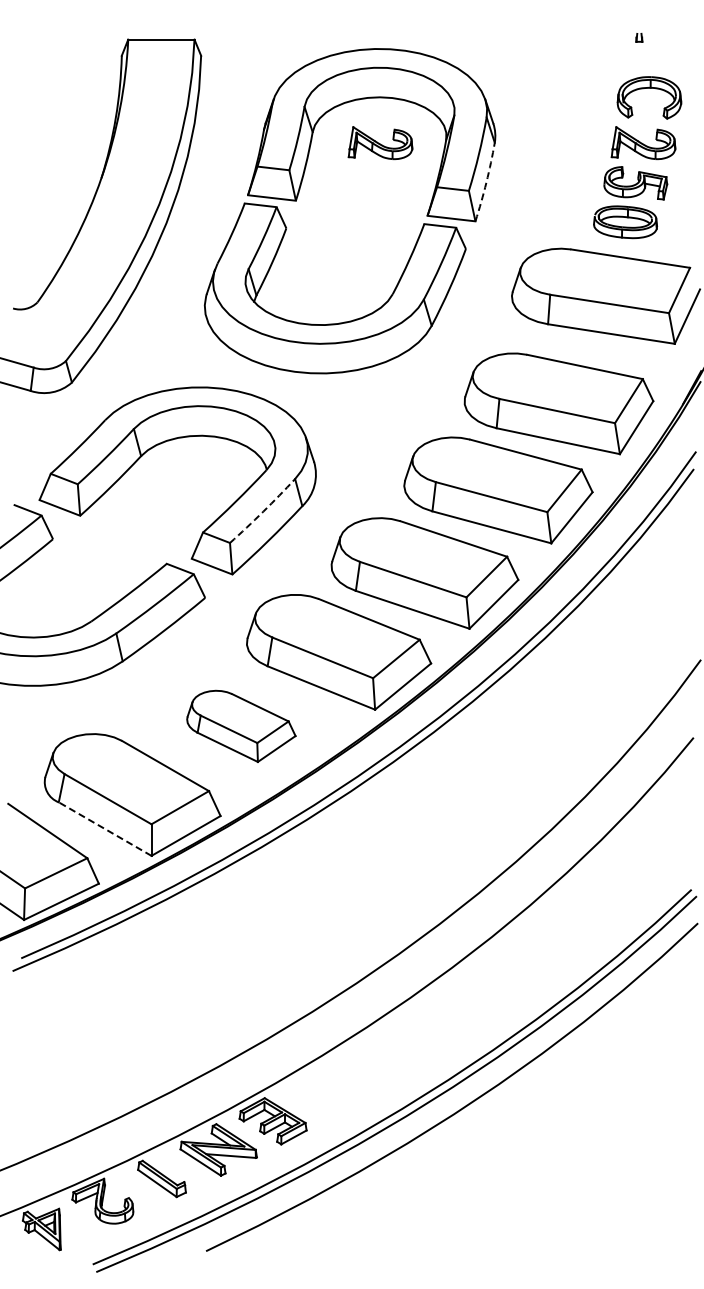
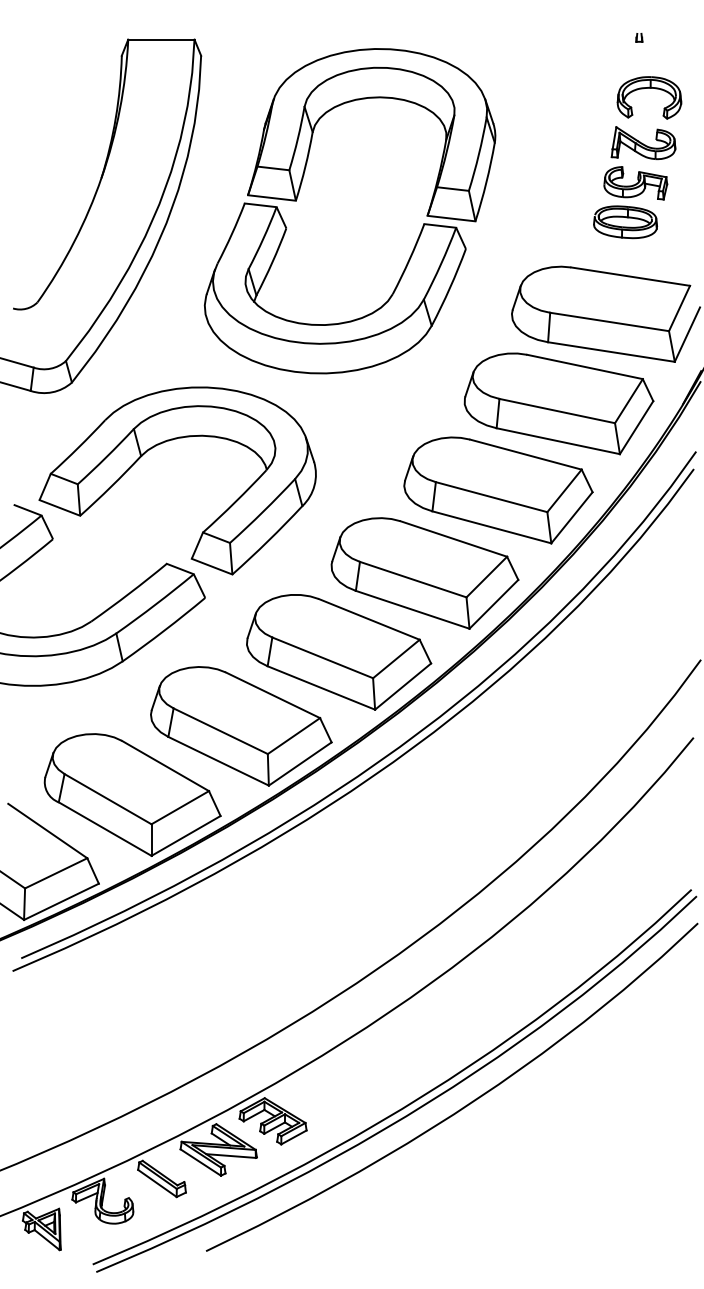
part: present -> none (380, 143)
arc: dashed -> solid (486, 182)
part position: (605, 295) -> (605, 313) (605, 313)
arc: dashed -> solid (263, 511)
part size: 111x74 px -> 183x121 px (241, 726)
line: dashed -> solid (105, 829)
